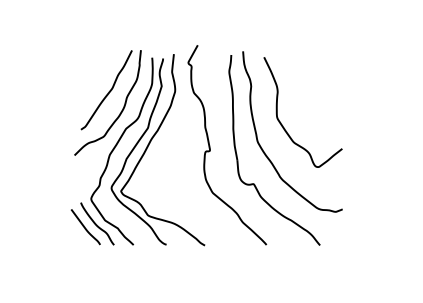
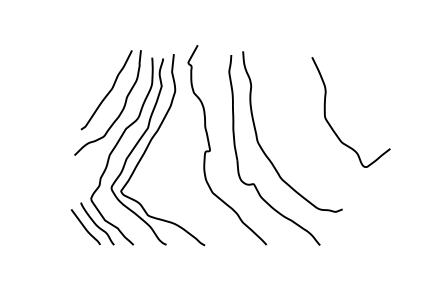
curve position: (283, 125) -> (331, 125) (331, 125)
